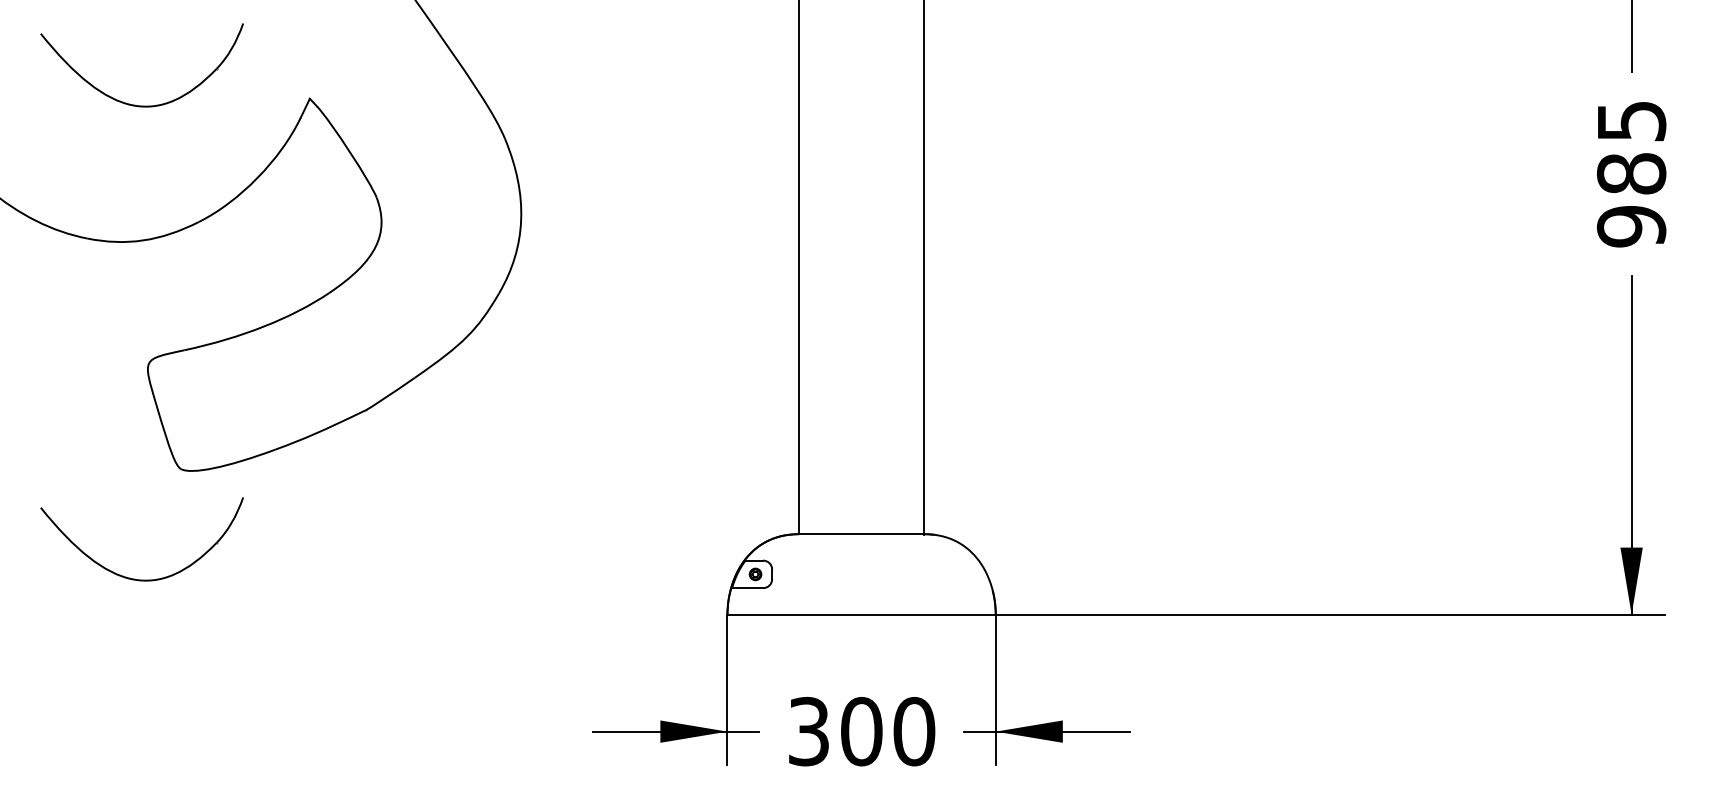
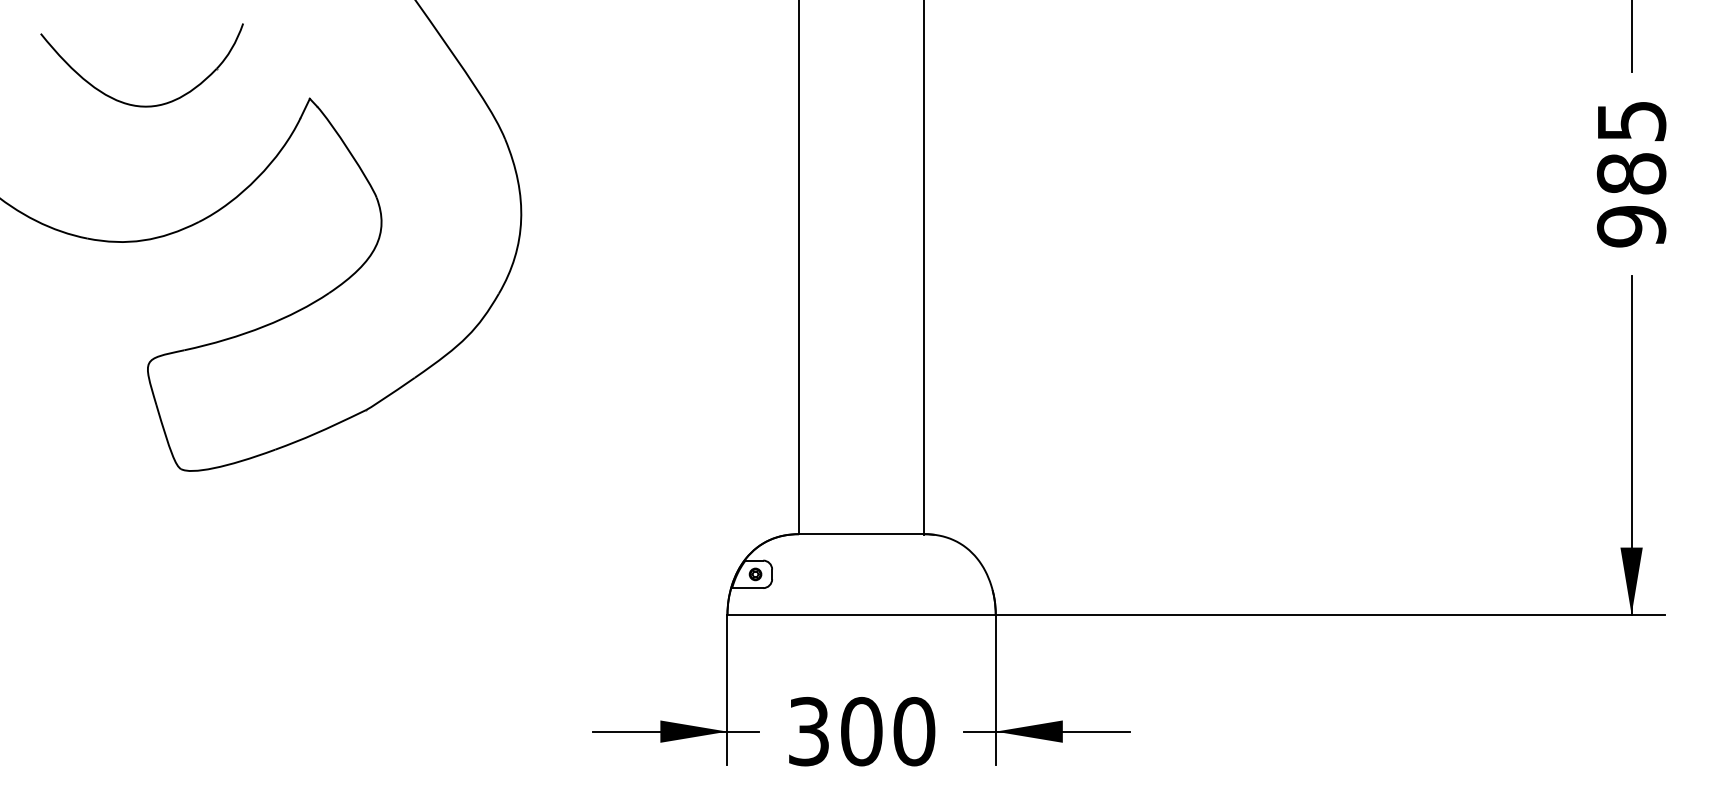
part: present -> none (135, 578)
